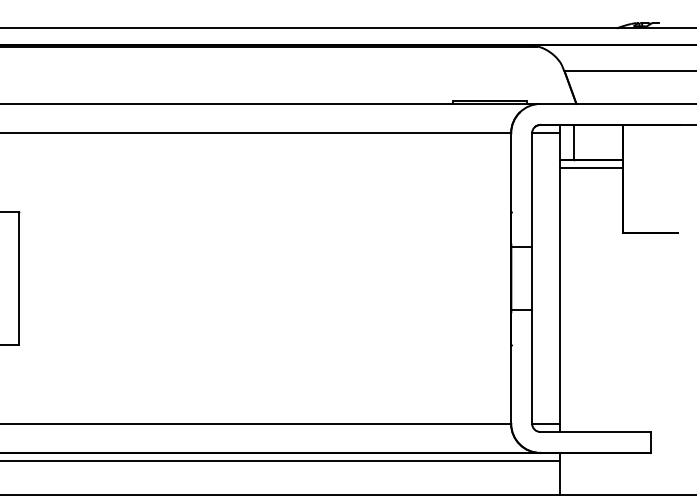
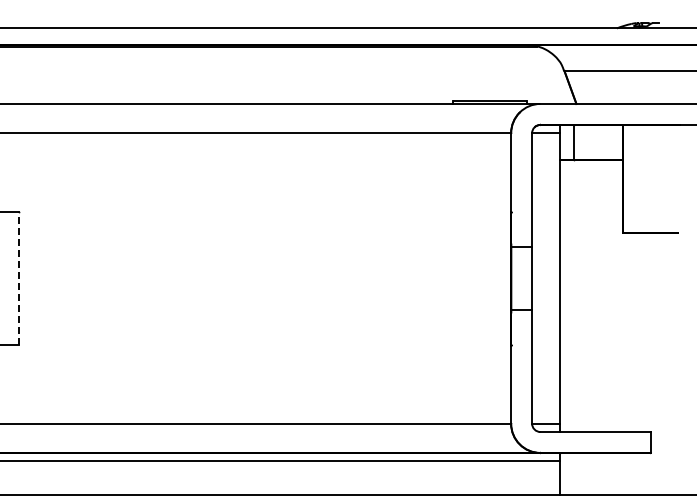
line: present -> none (590, 168)
line: solid -> dashed (19, 278)
